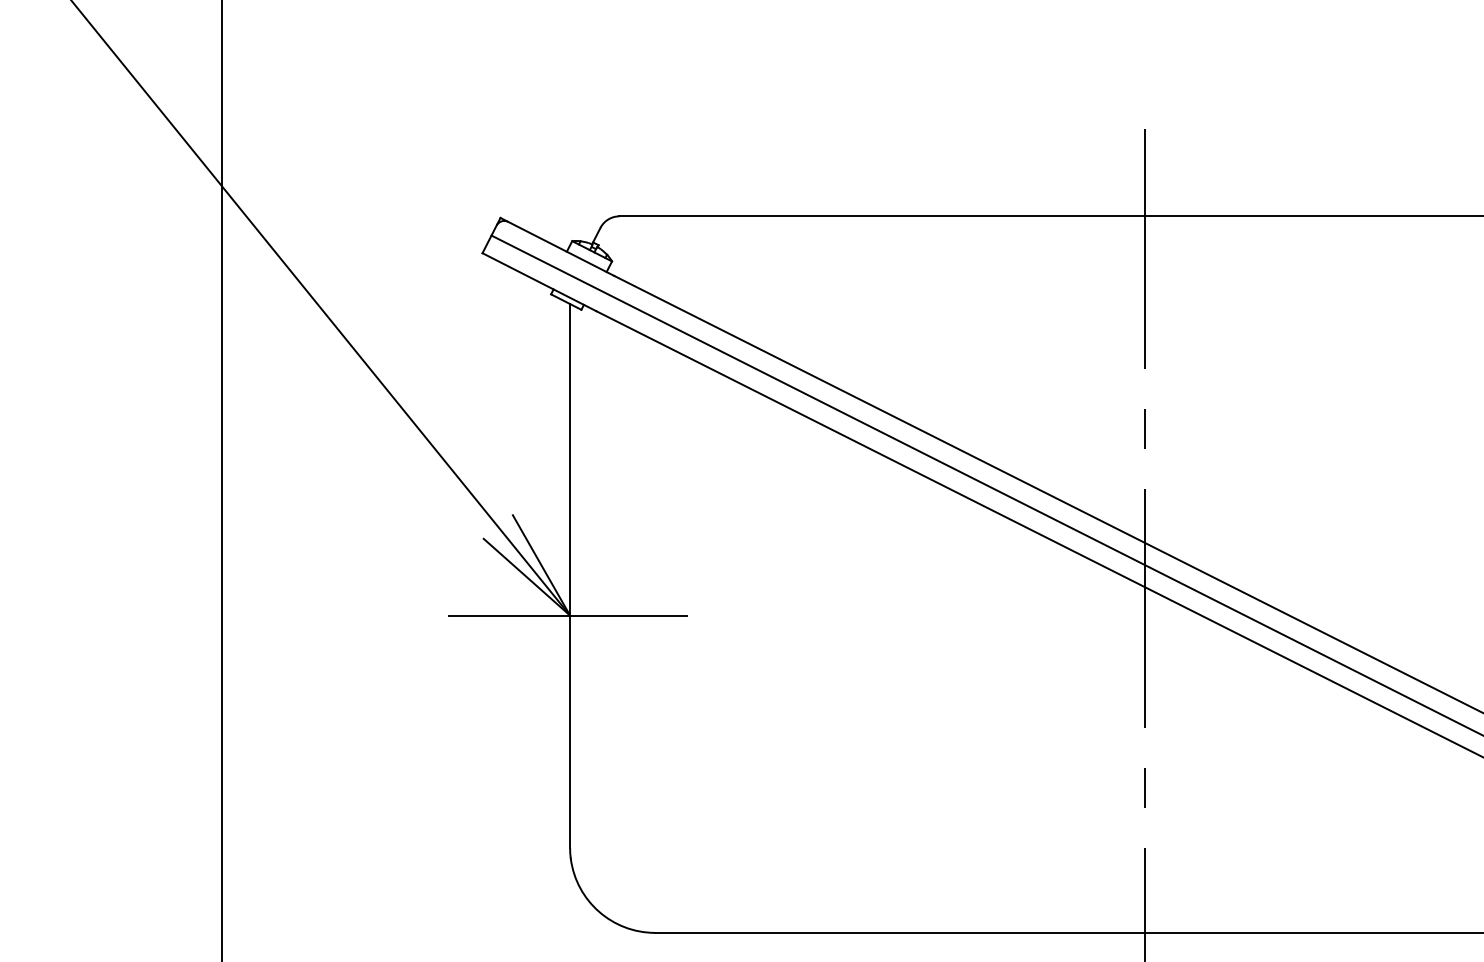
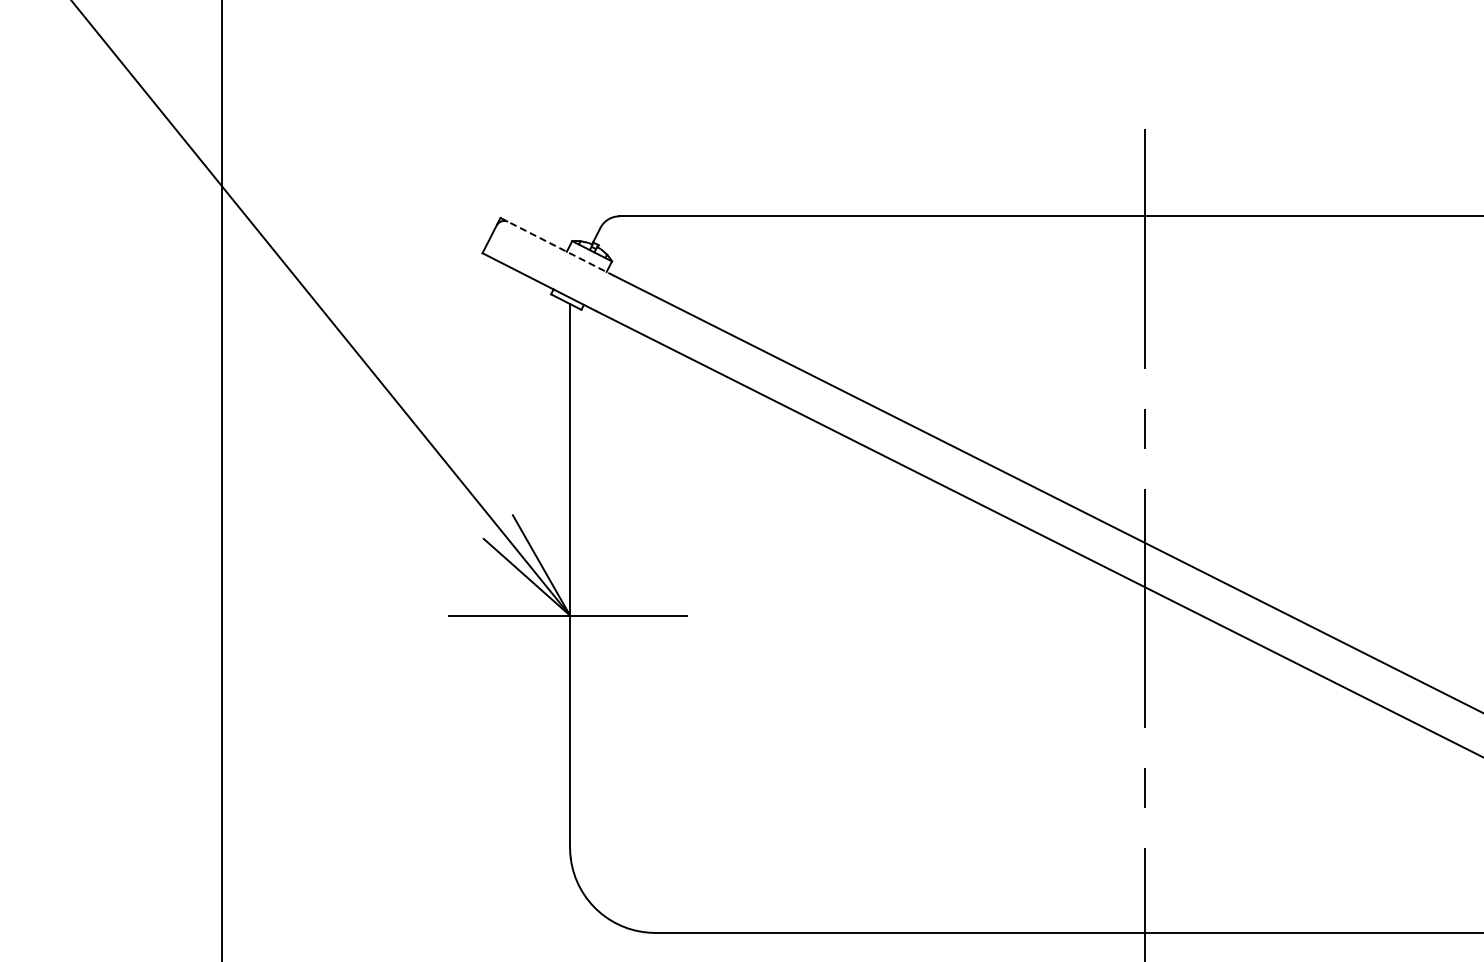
line: solid -> dashed (557, 246)
line: present -> none (985, 484)
